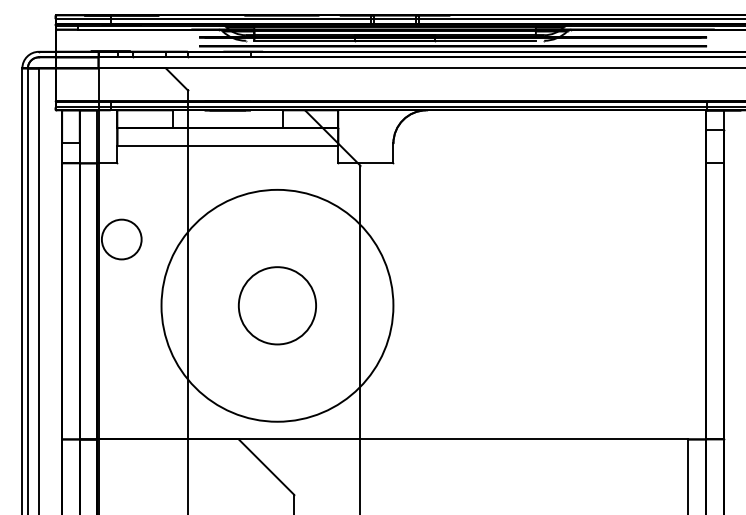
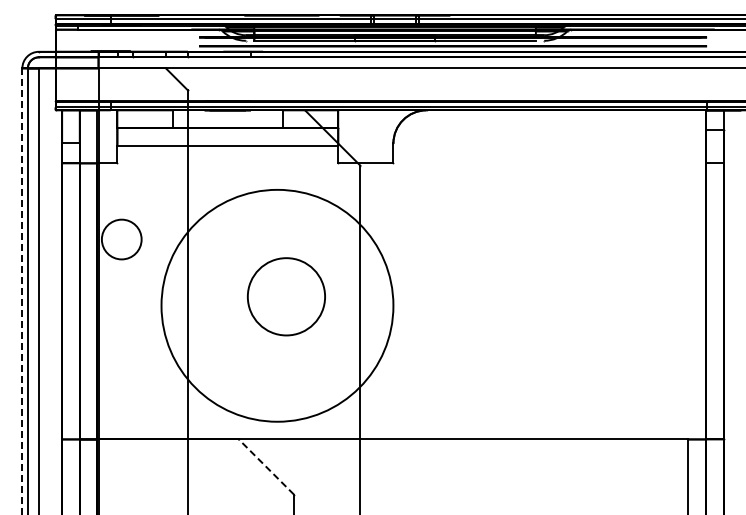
line: solid -> dashed (22, 291)
circle position: (276, 305) -> (285, 296) (285, 296)
line: solid -> dashed (266, 466)
